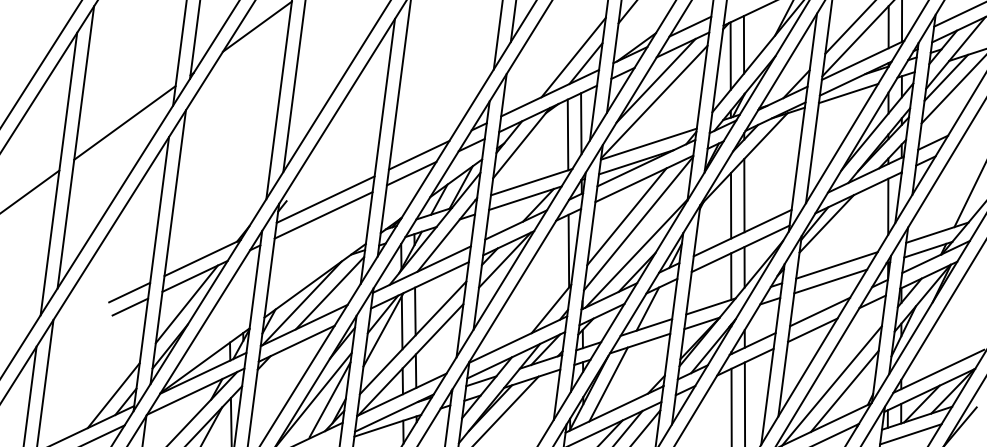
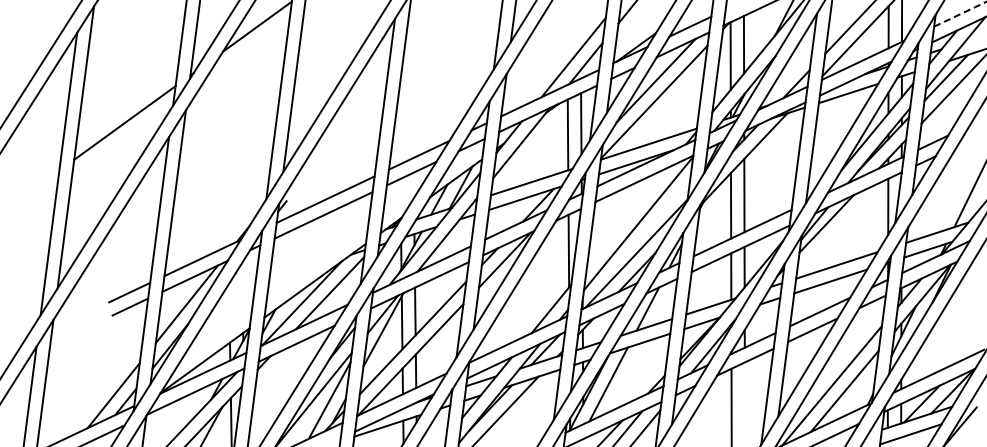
line: solid -> dashed (960, 14)
line: present -> none (30, 190)
line: present -> none (626, 216)
line: present -> none (744, 402)
